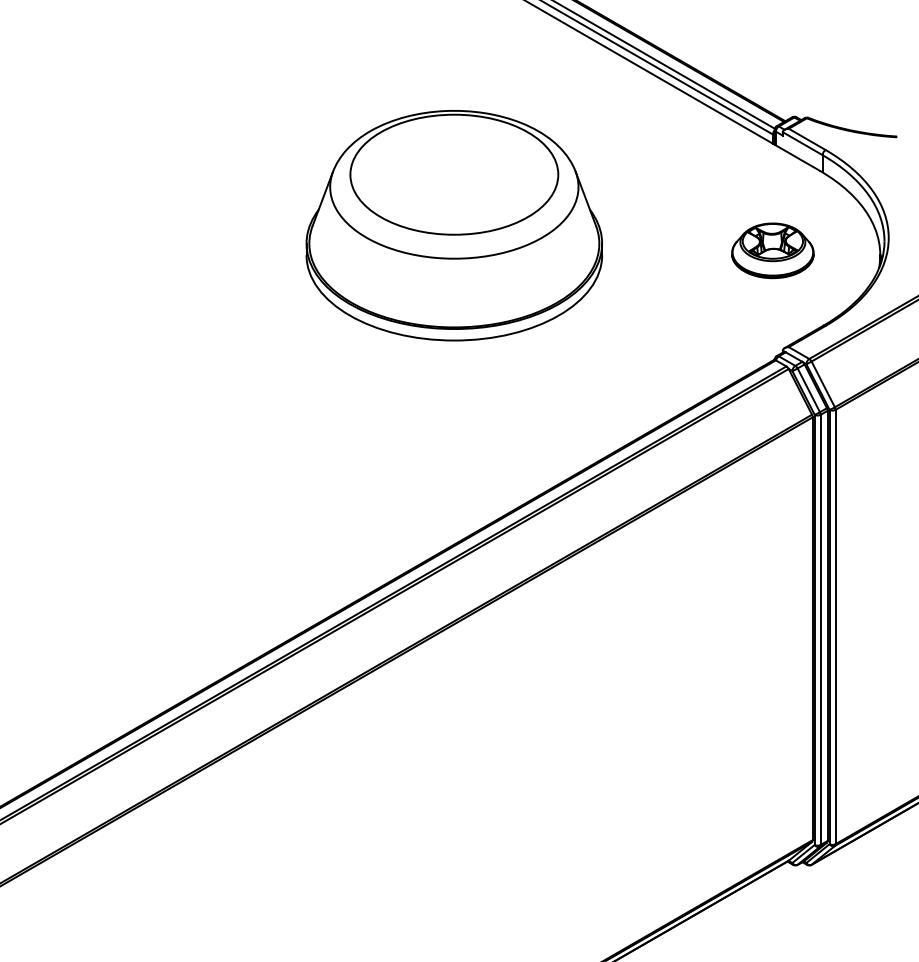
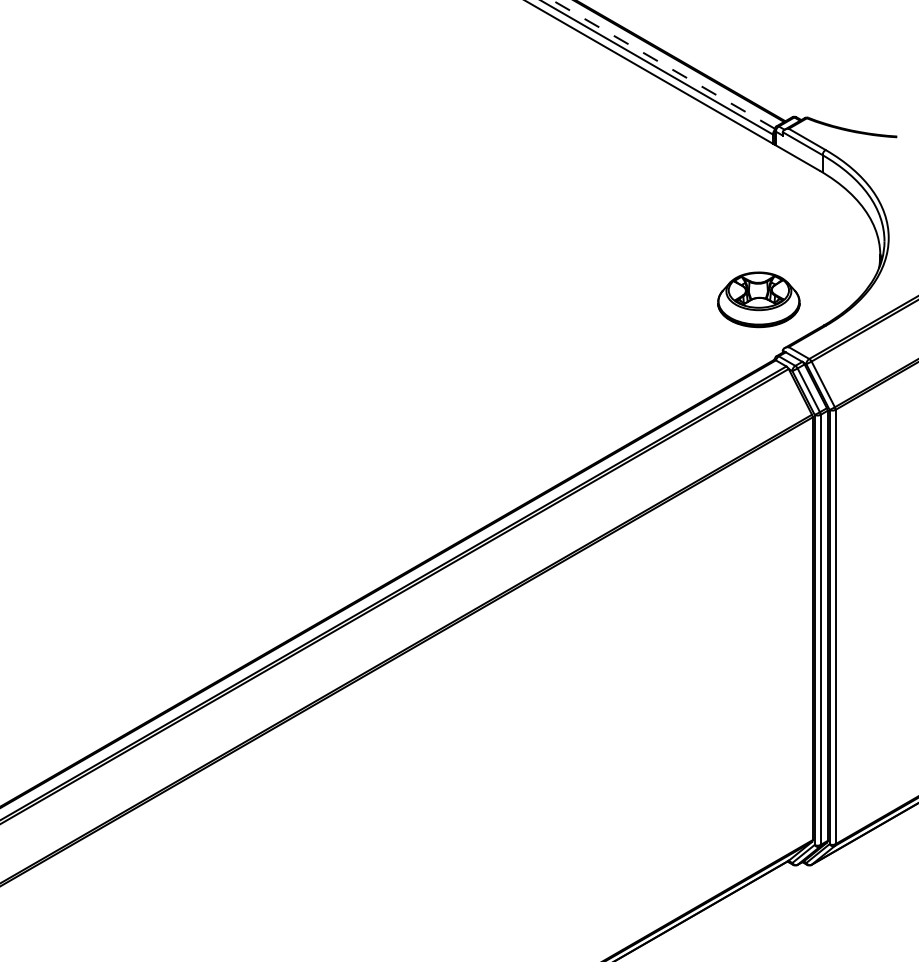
line: solid -> dashed (663, 64)
part: present -> none (453, 225)
part position: (772, 250) -> (758, 299) (758, 299)
